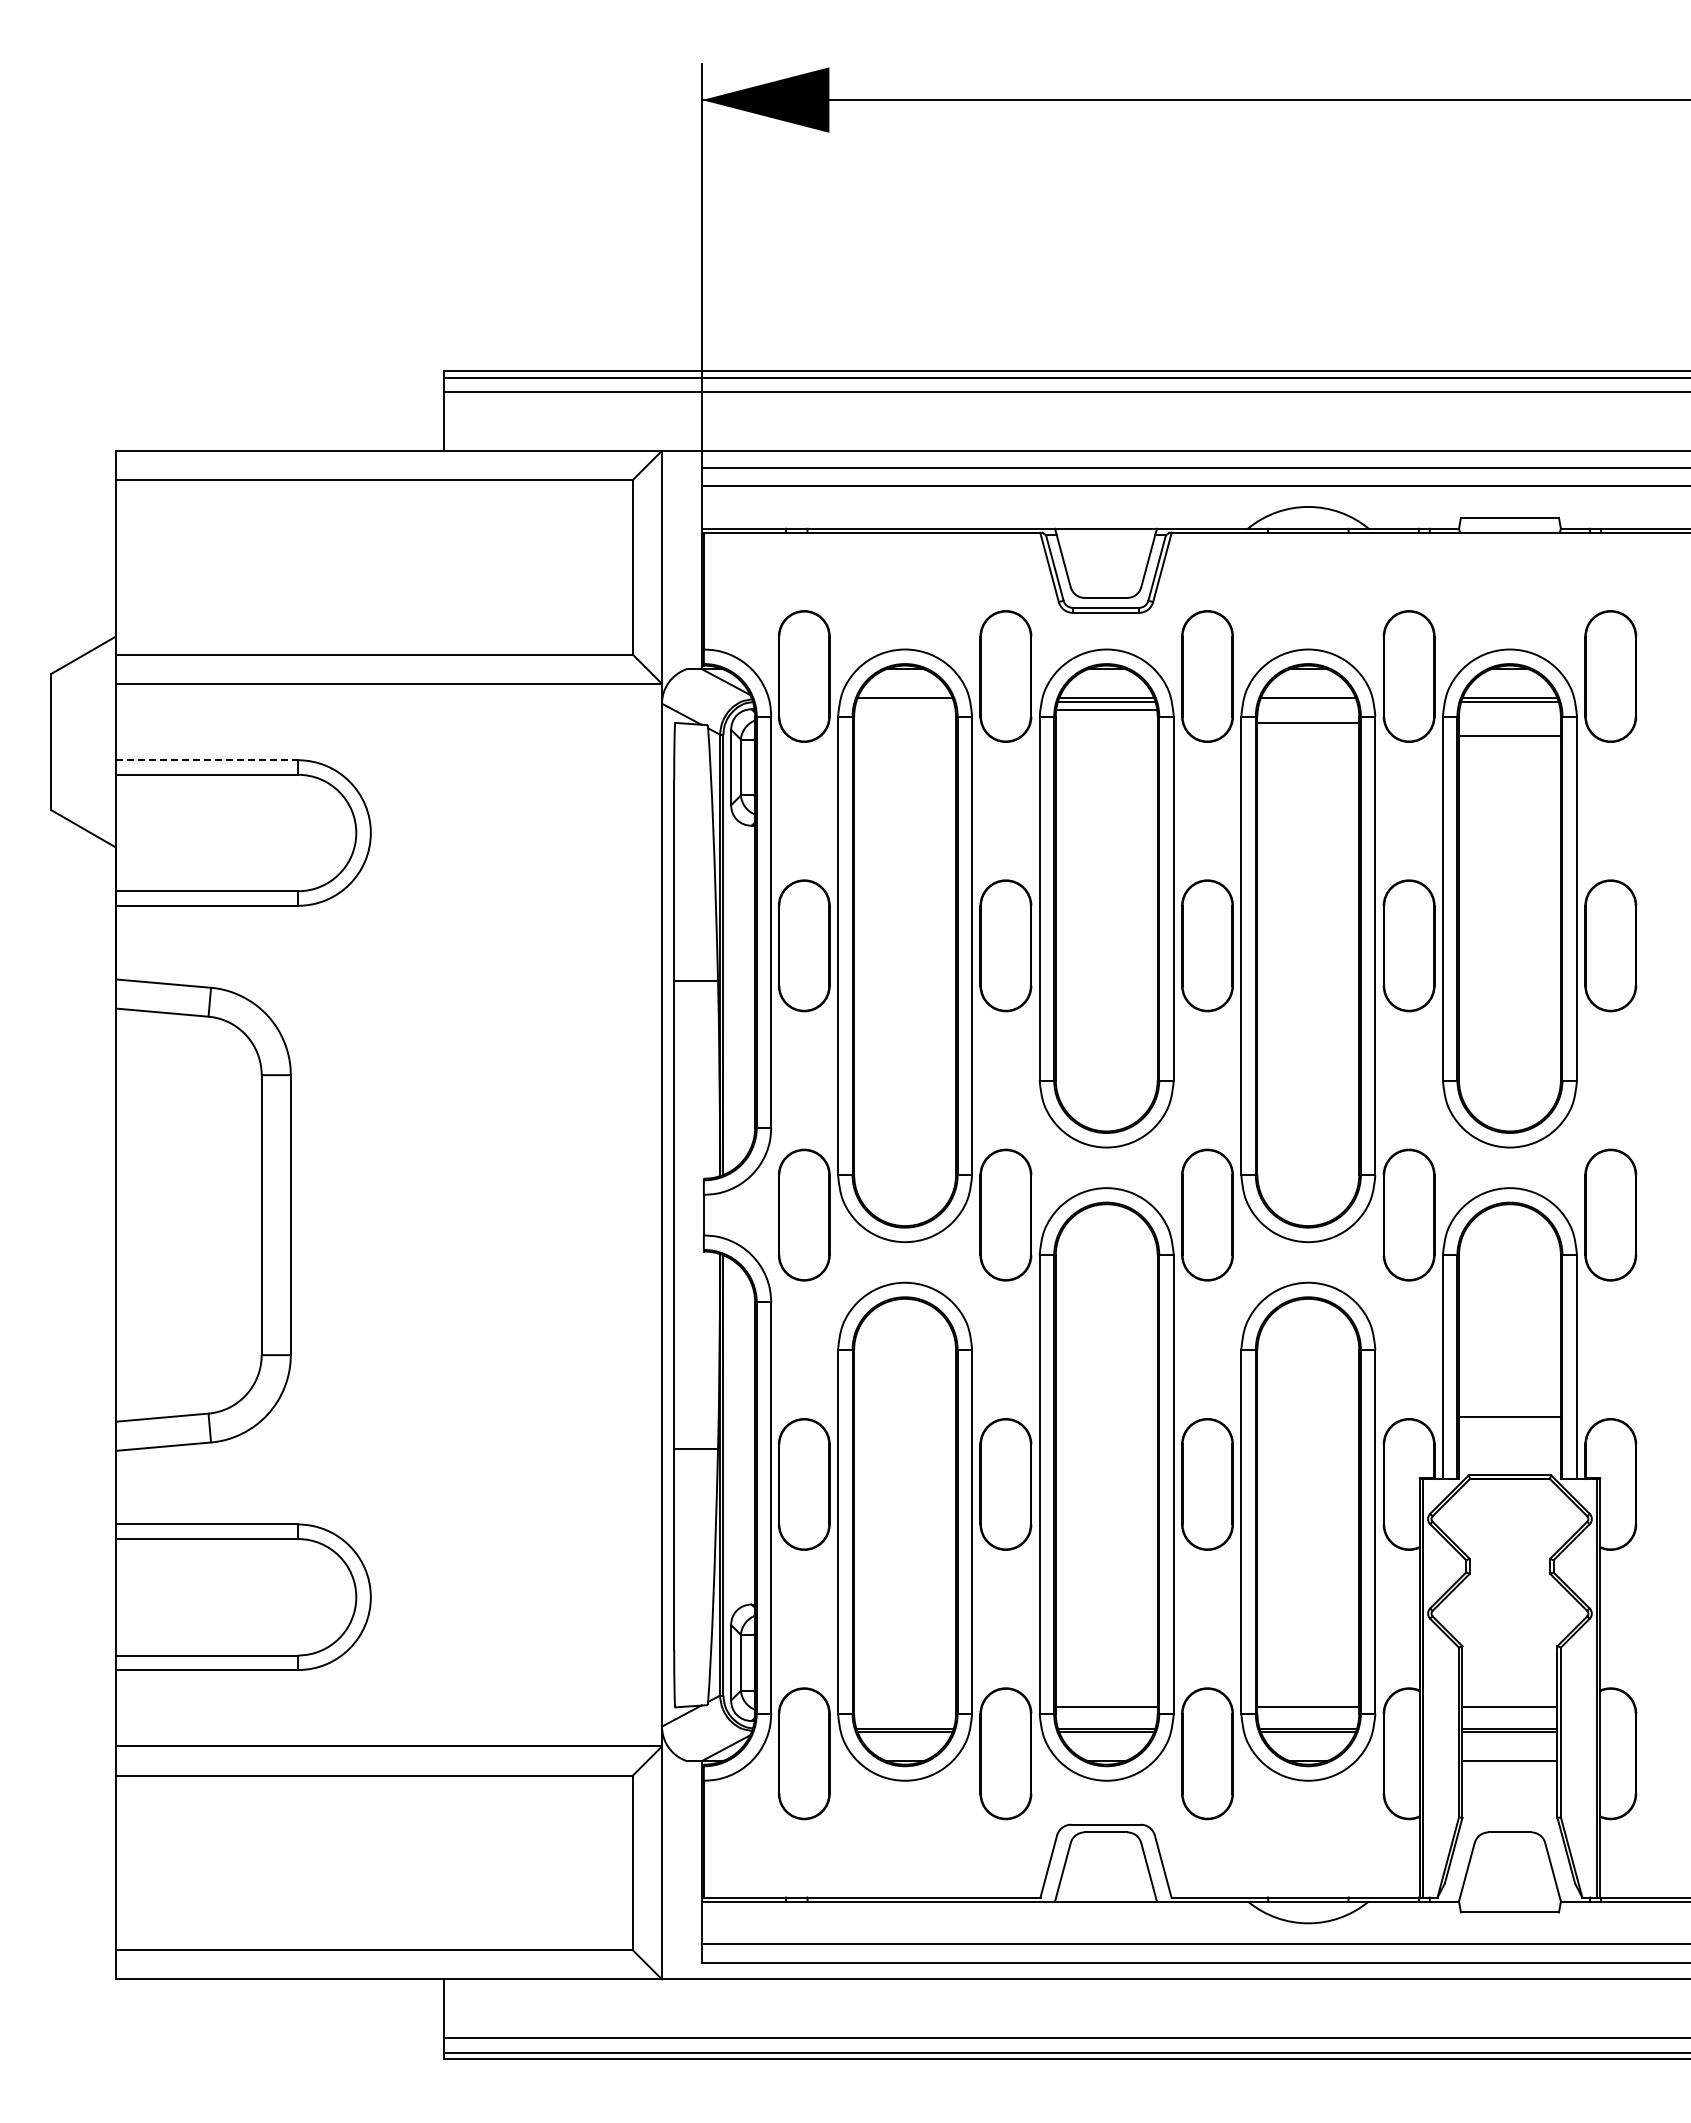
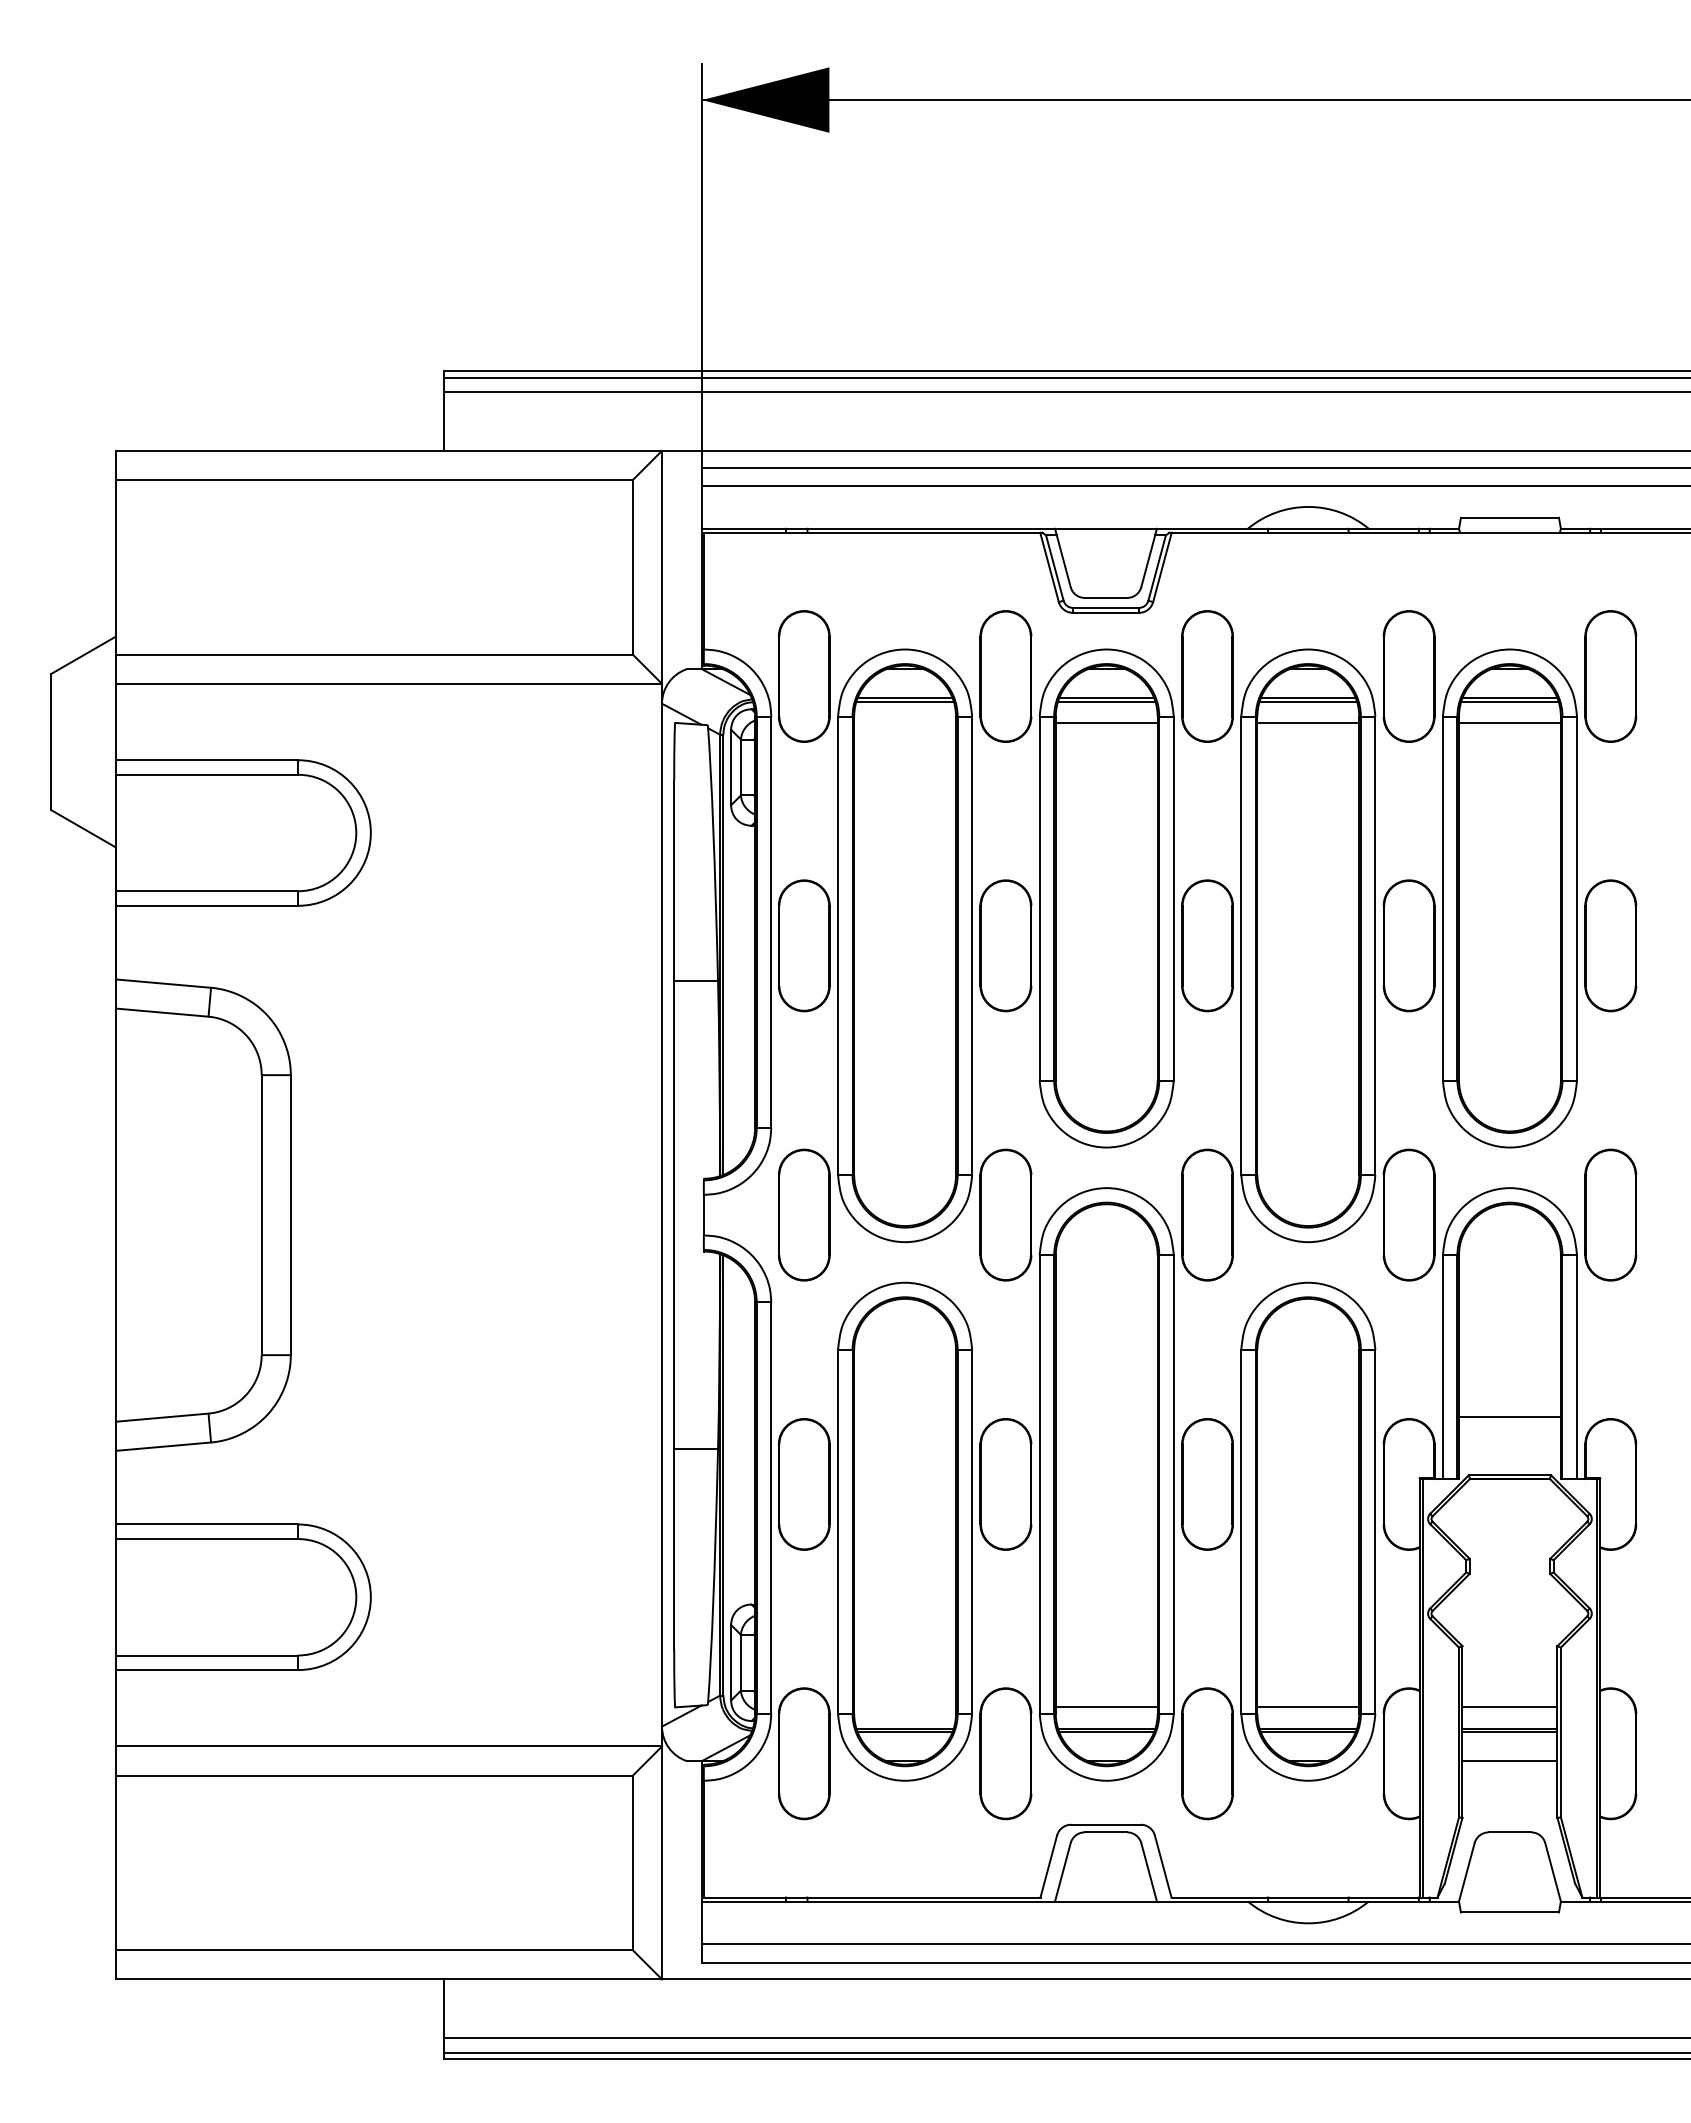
line: none -> present (904, 701)
line: none -> present (1308, 701)
line position: (1106, 710) -> (1106, 723) (1106, 723)
line position: (1509, 736) -> (1509, 723) (1509, 723)
line: dashed -> solid (207, 760)
